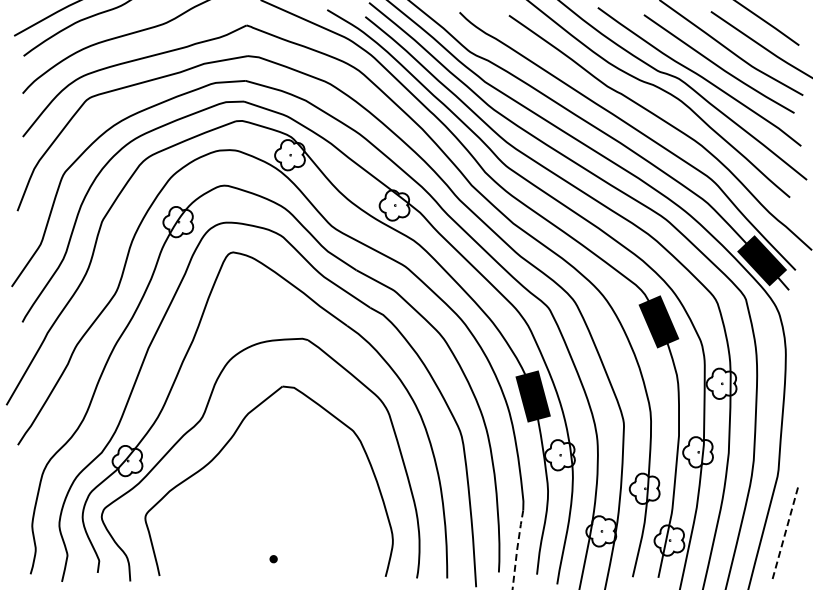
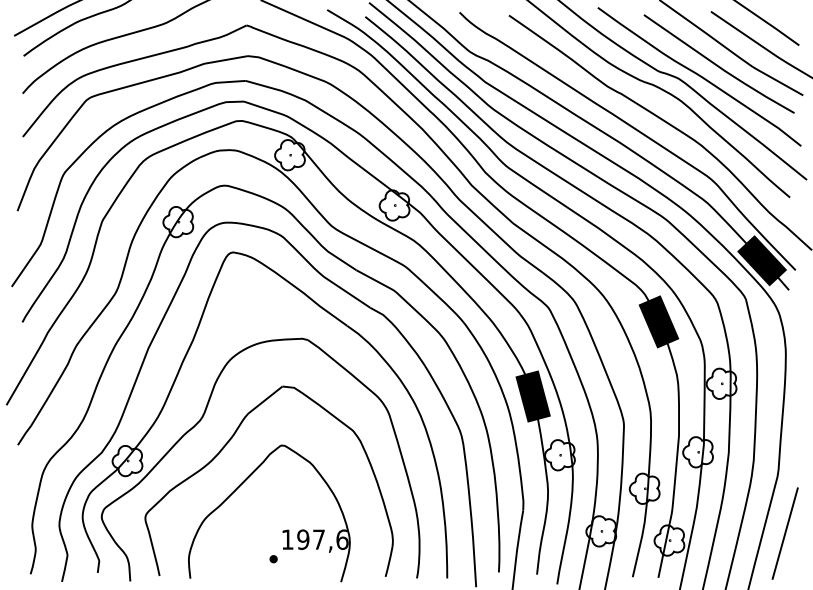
part: none -> present (282, 530)
line: dashed -> solid (785, 533)
line: dashed -> solid (517, 549)
